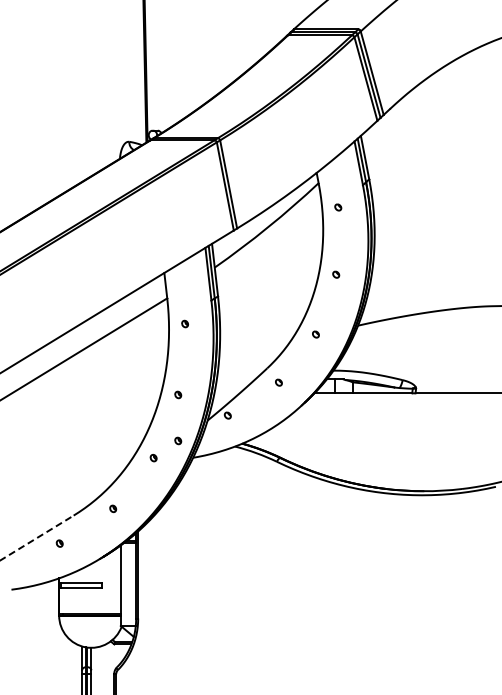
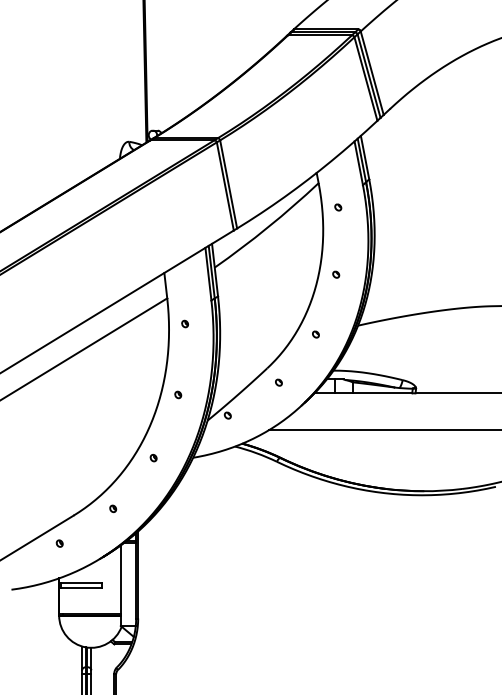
line: none -> present (383, 430)
part: present -> none (178, 440)
line: dashed -> solid (37, 538)
